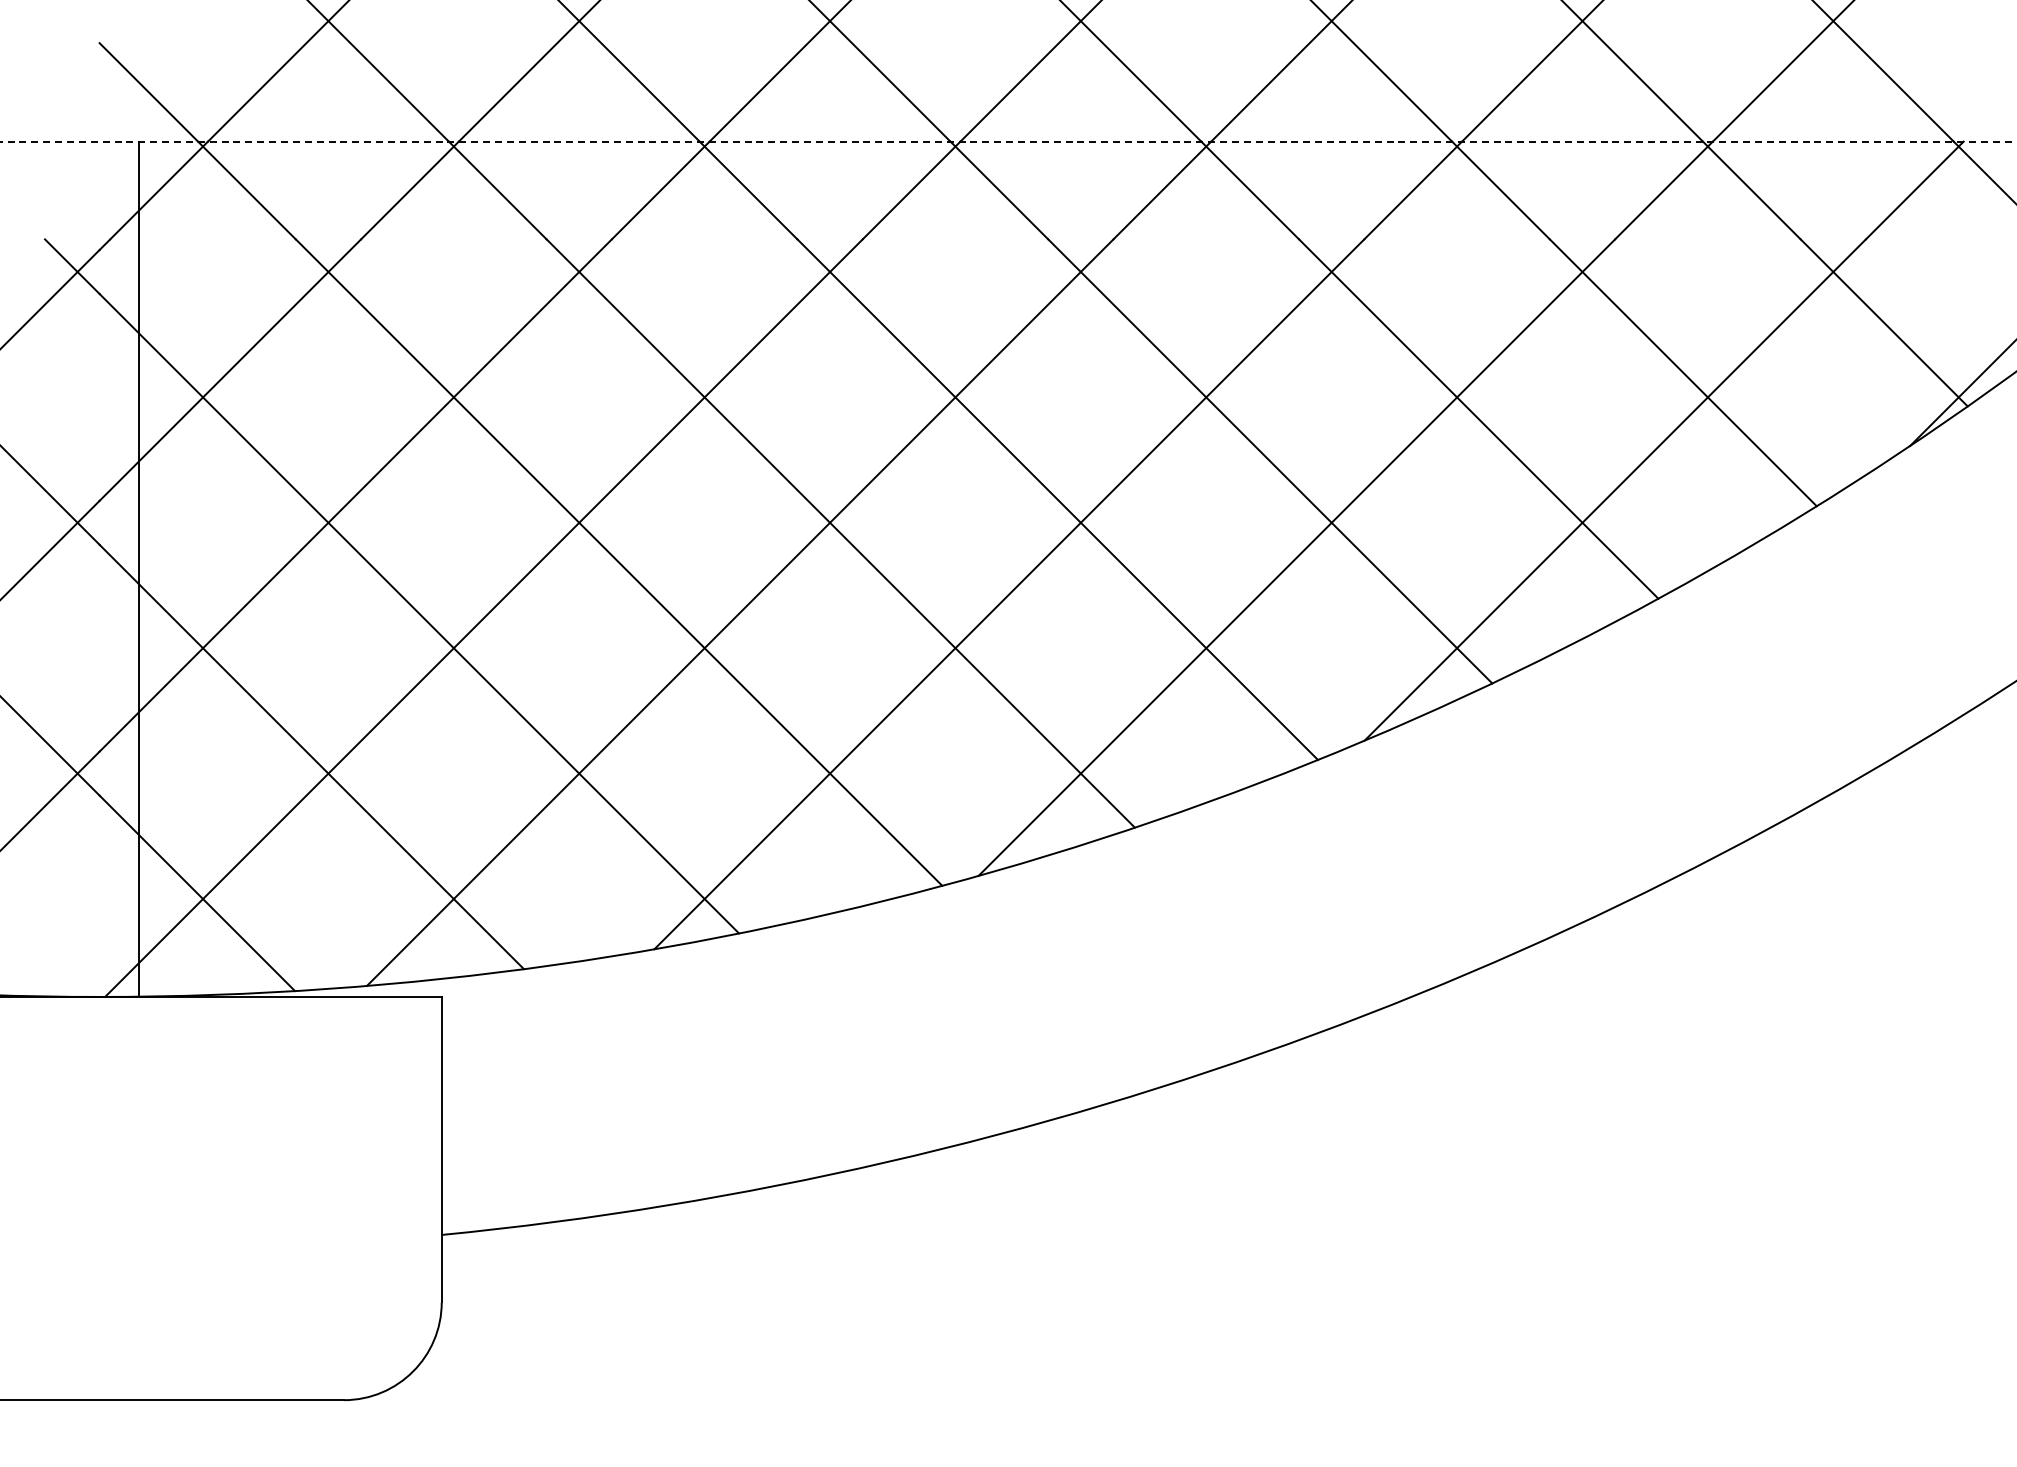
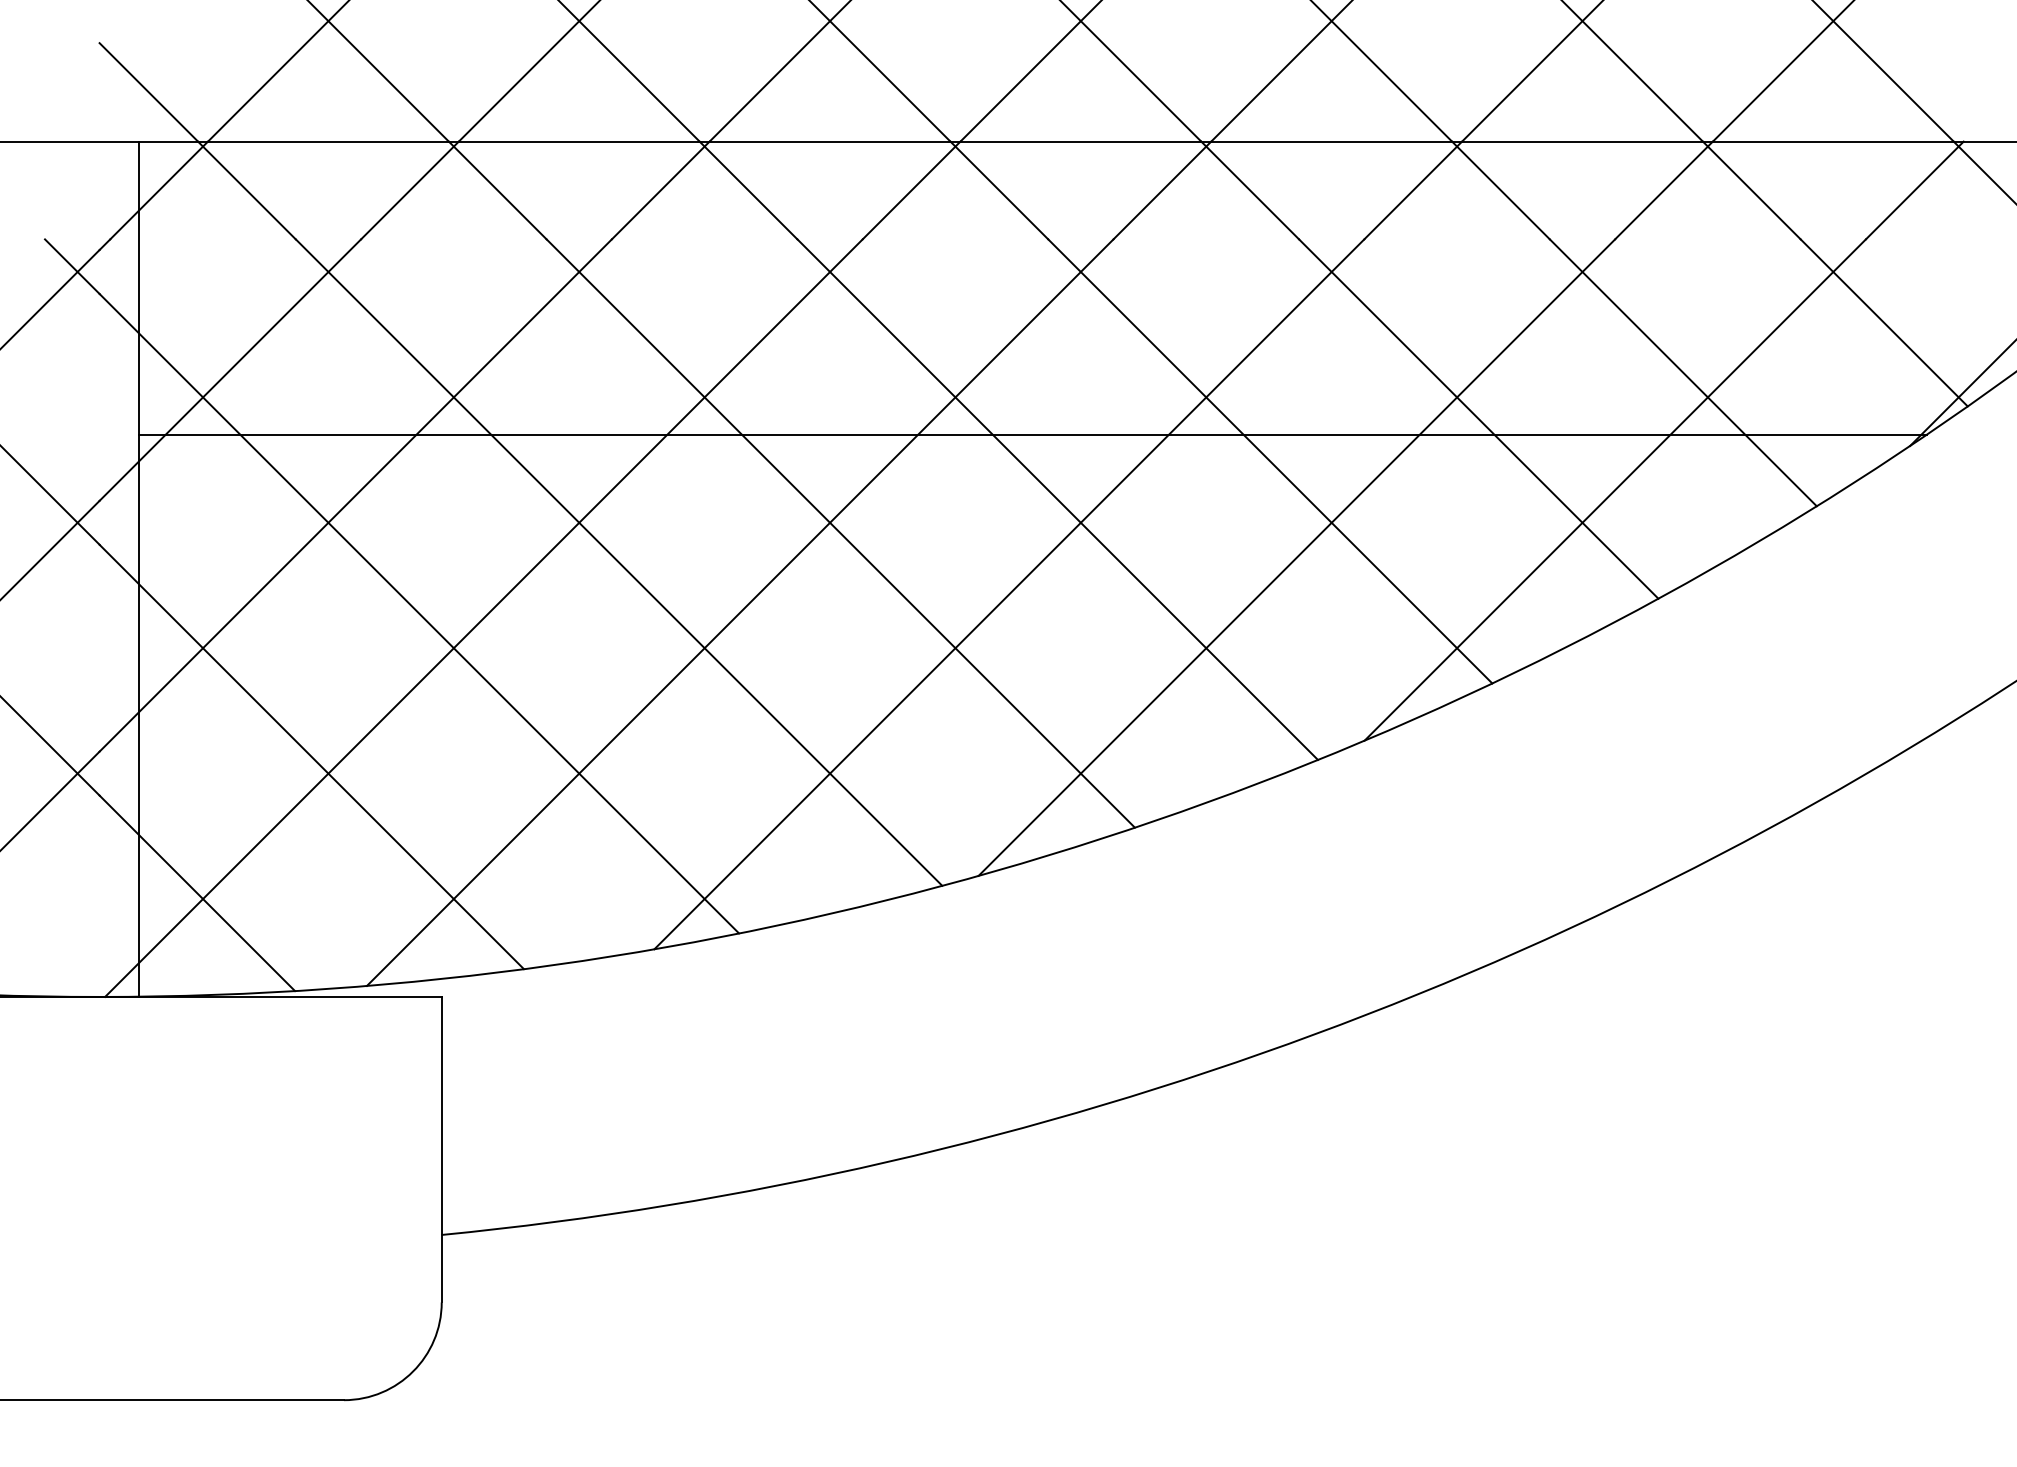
line: dashed -> solid (1008, 141)
line: none -> present (1032, 434)
